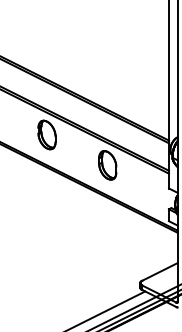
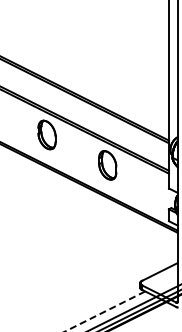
line: solid -> dashed (105, 311)
